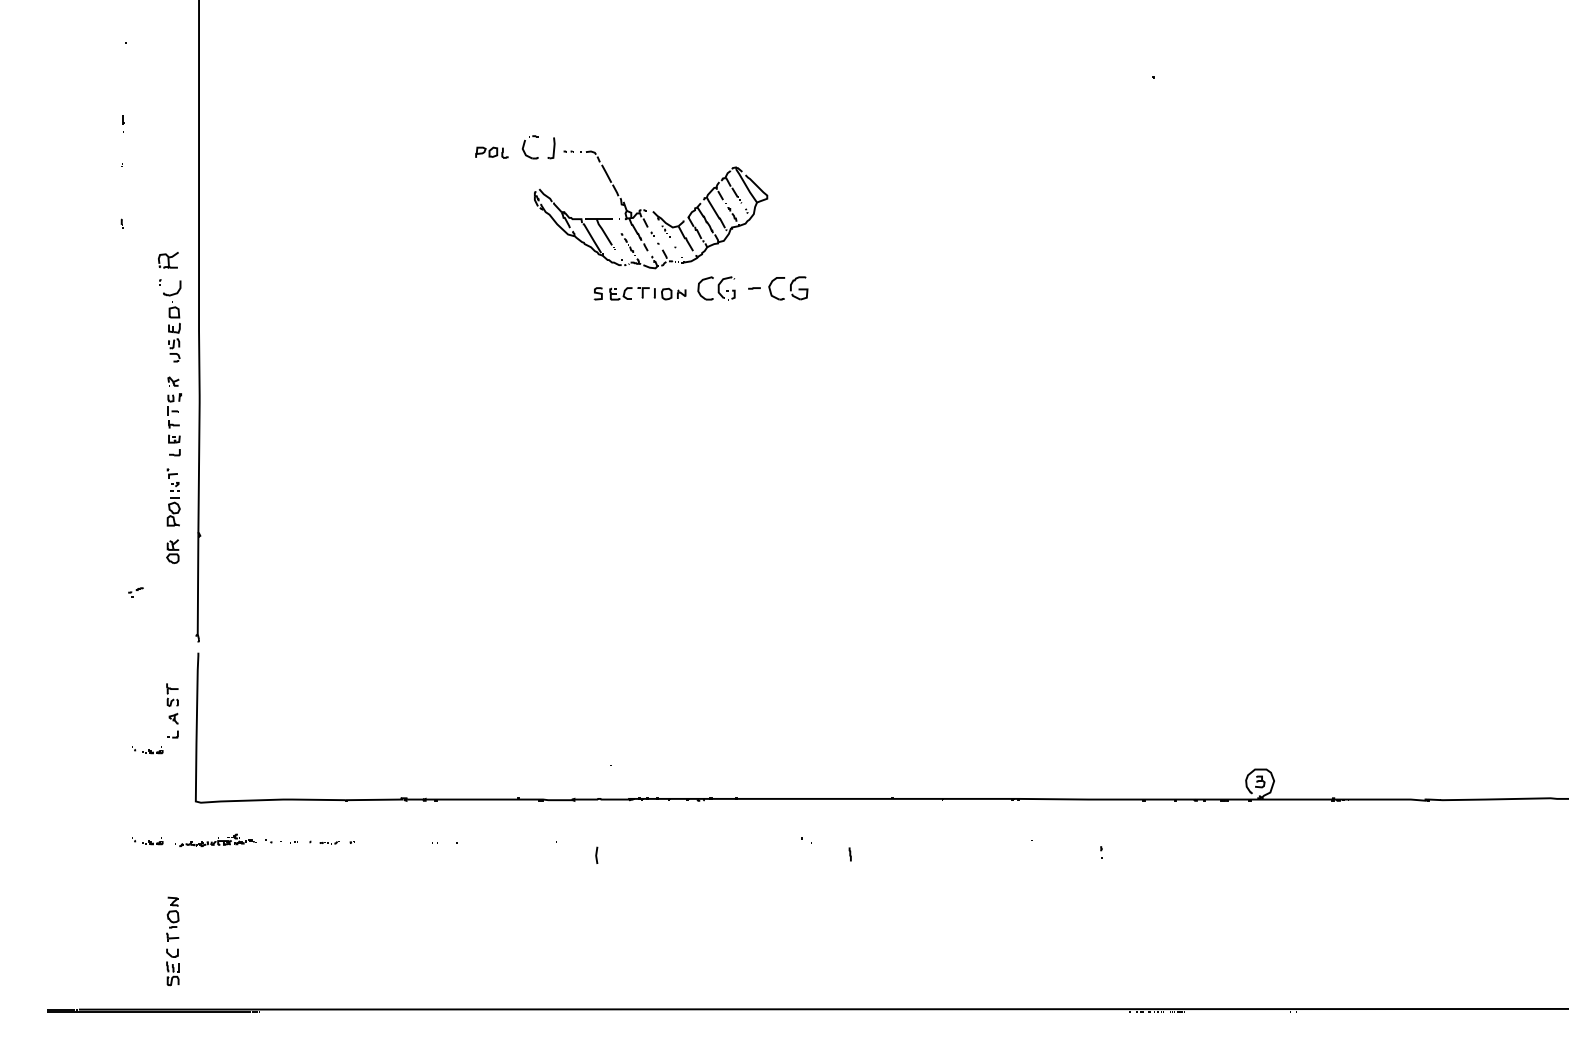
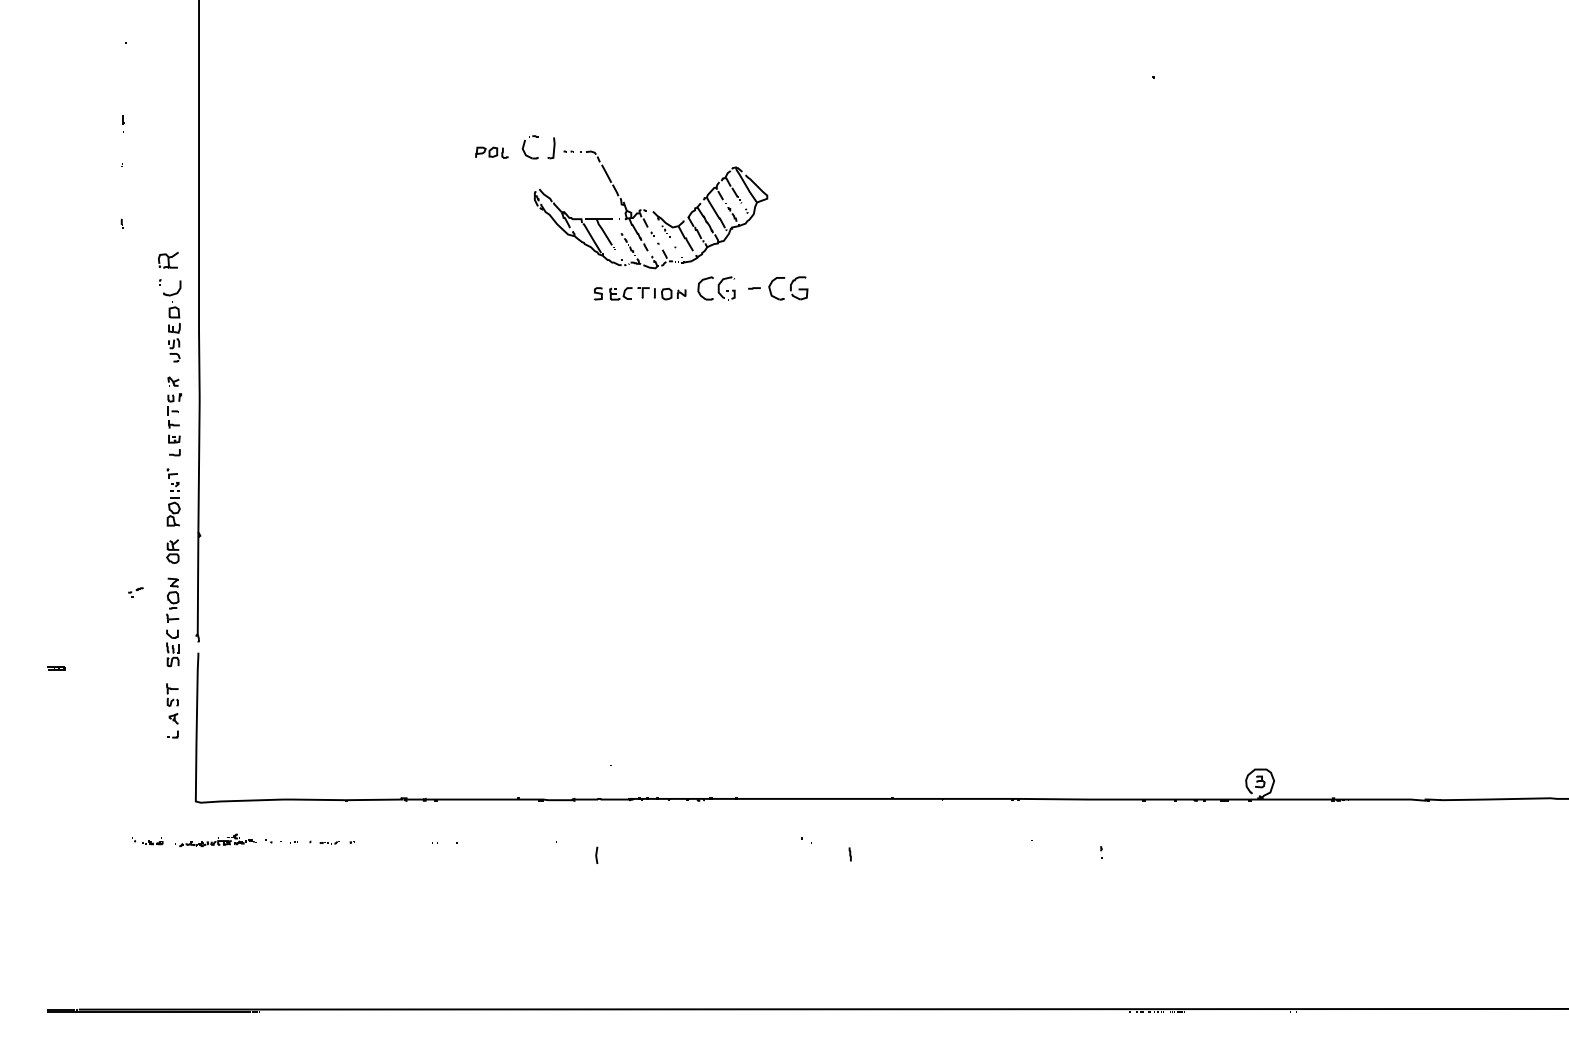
part: none -> present (56, 668)
part: present -> none (147, 750)
part position: (172, 941) -> (172, 622) (172, 622)
